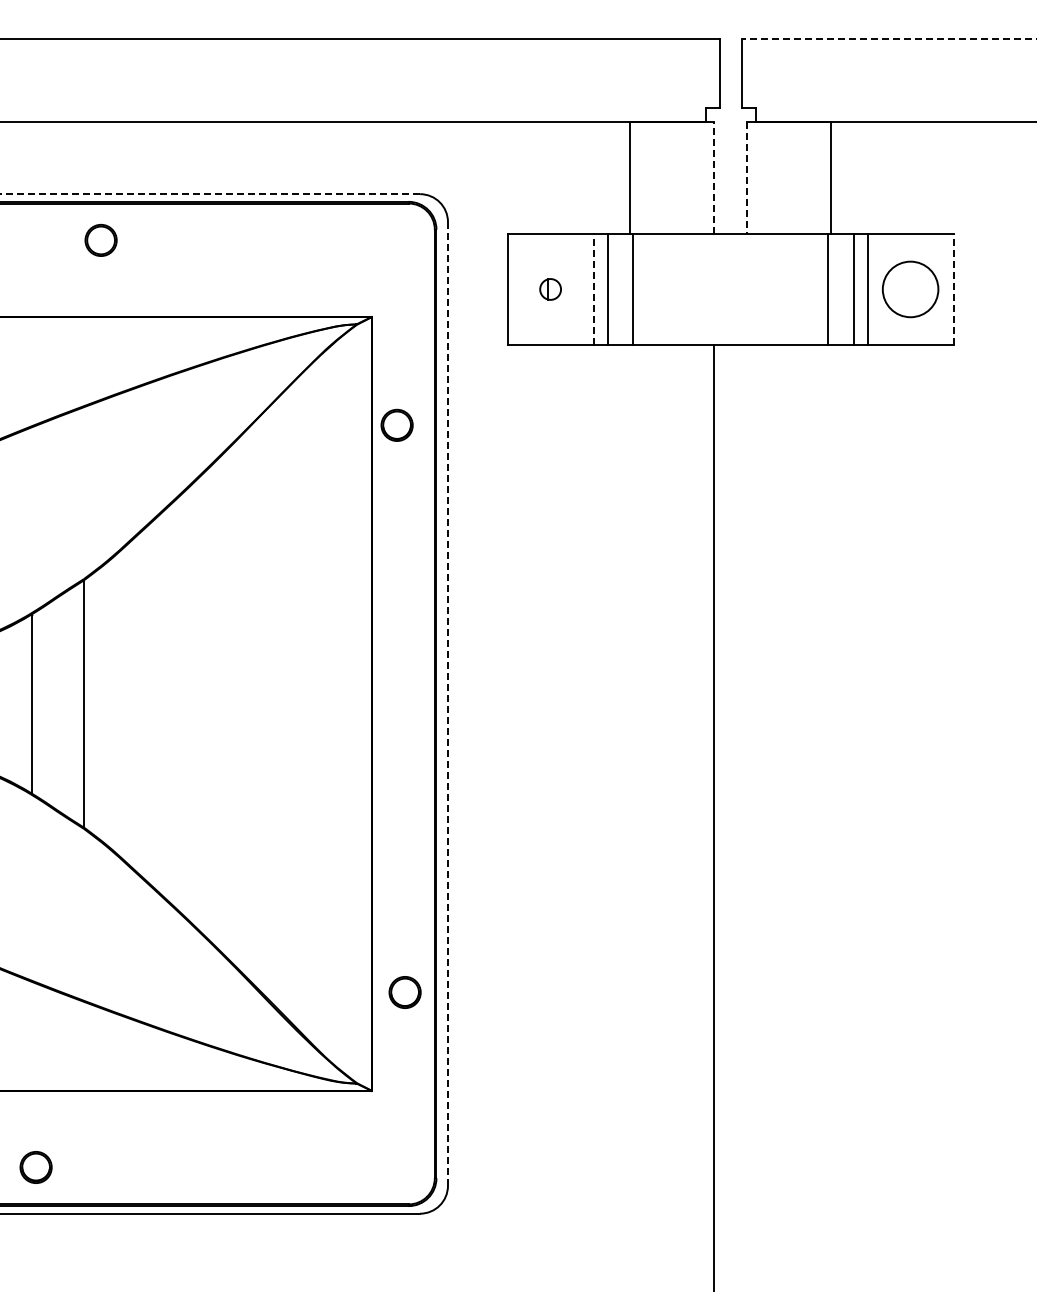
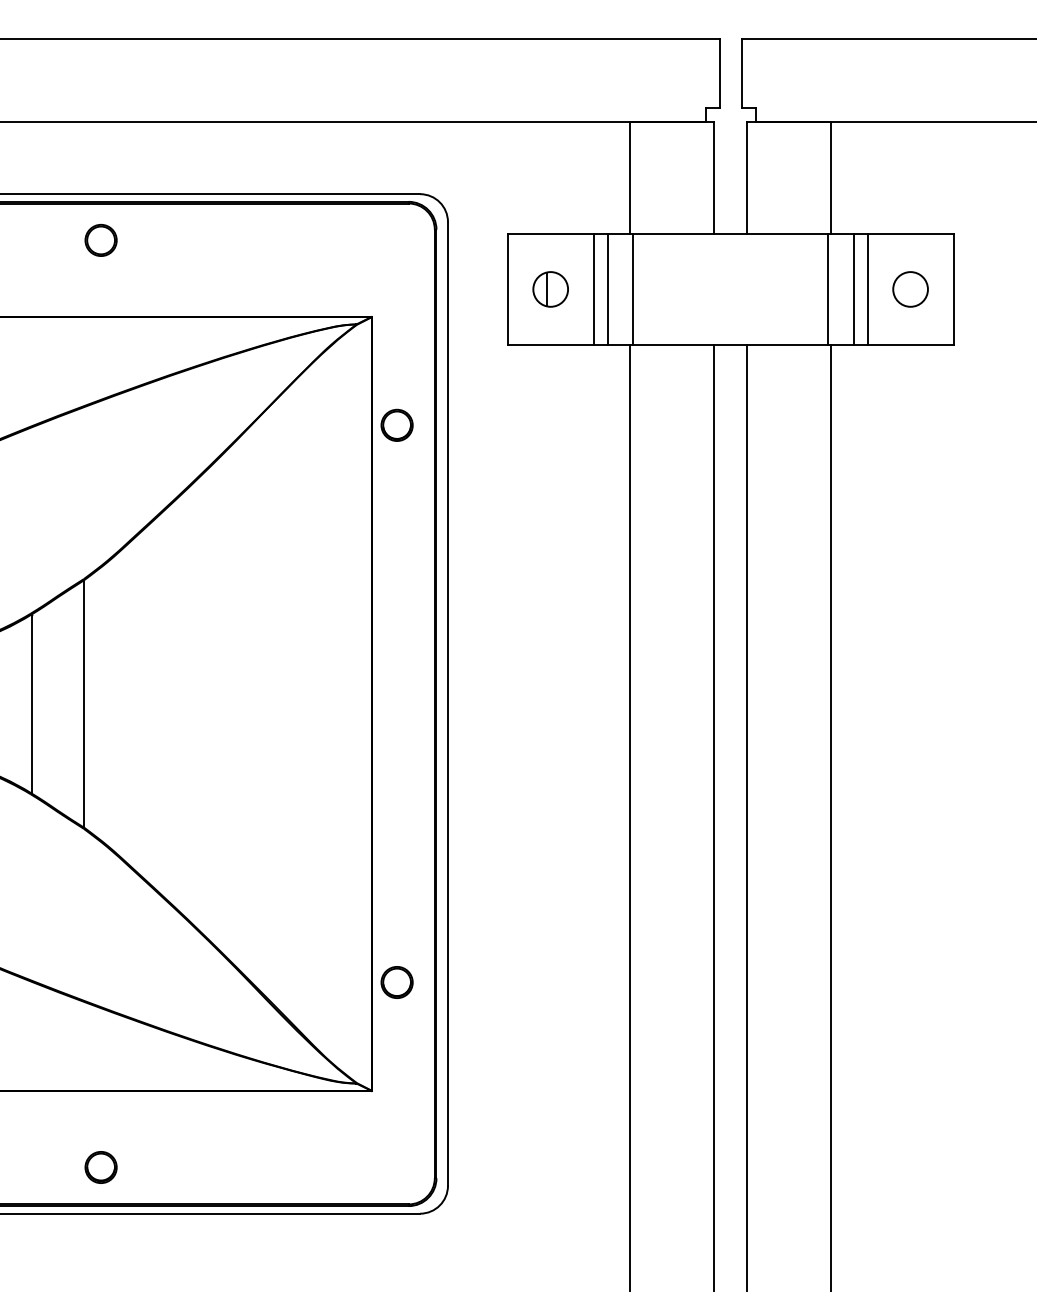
line: dashed -> solid (888, 38)
line: dashed -> solid (713, 178)
line: dashed -> solid (747, 178)
line: dashed -> solid (210, 194)
part size: 23x23 px -> 37x37 px (550, 289)
line: dashed -> solid (593, 289)
circle diameter: 56 px -> 35 px (910, 289)
line: dashed -> solid (953, 289)
line: dashed -> solid (447, 703)
line: none -> present (630, 816)
line: none -> present (747, 816)
line: none -> present (830, 816)
part position: (404, 992) -> (396, 982) (396, 982)
part position: (35, 1167) -> (100, 1167) (100, 1167)
